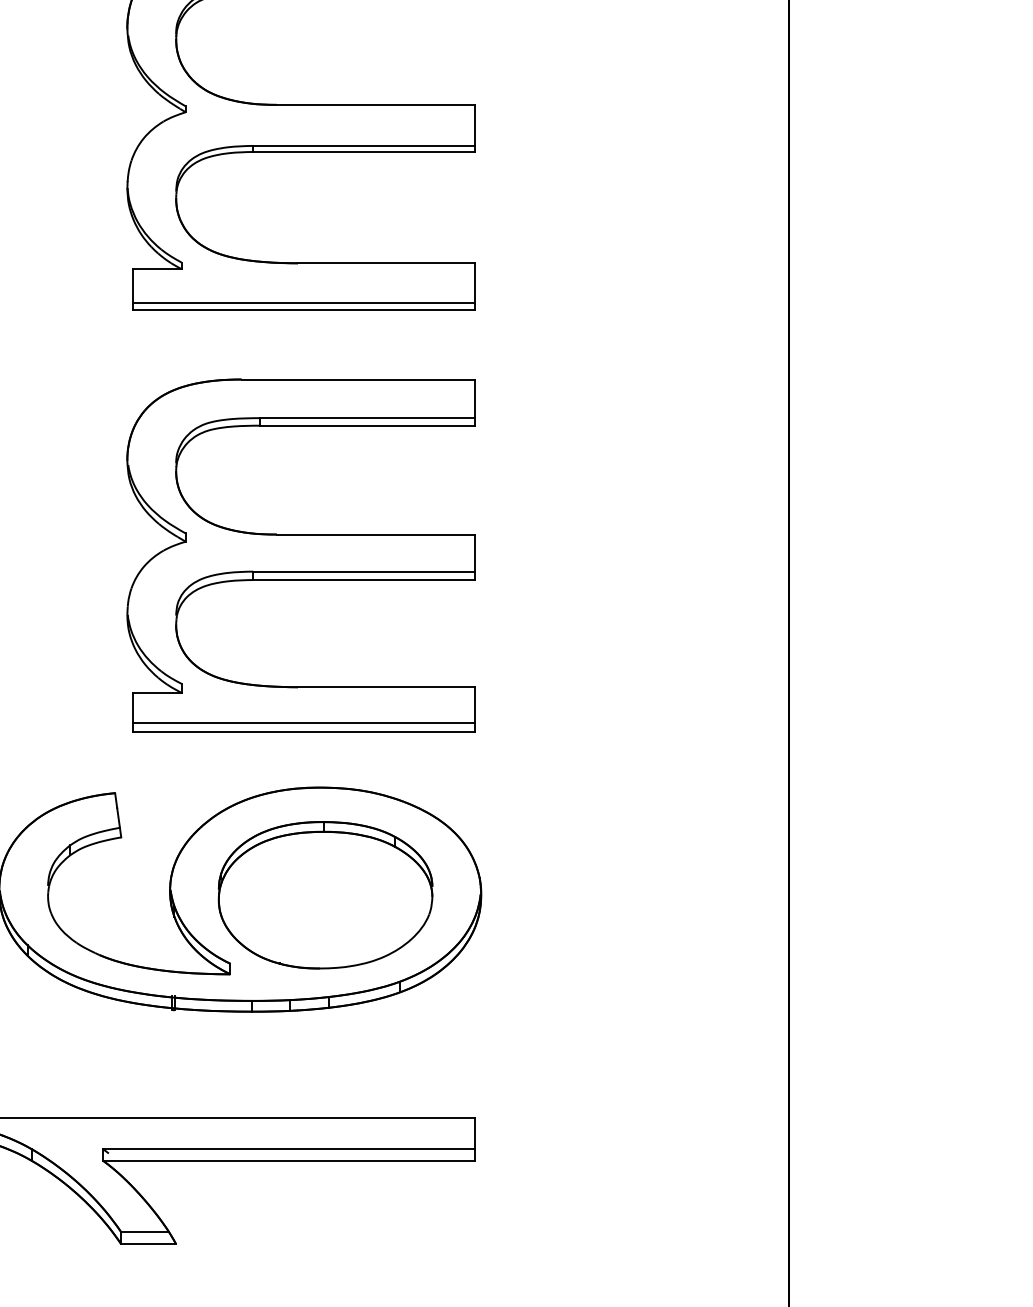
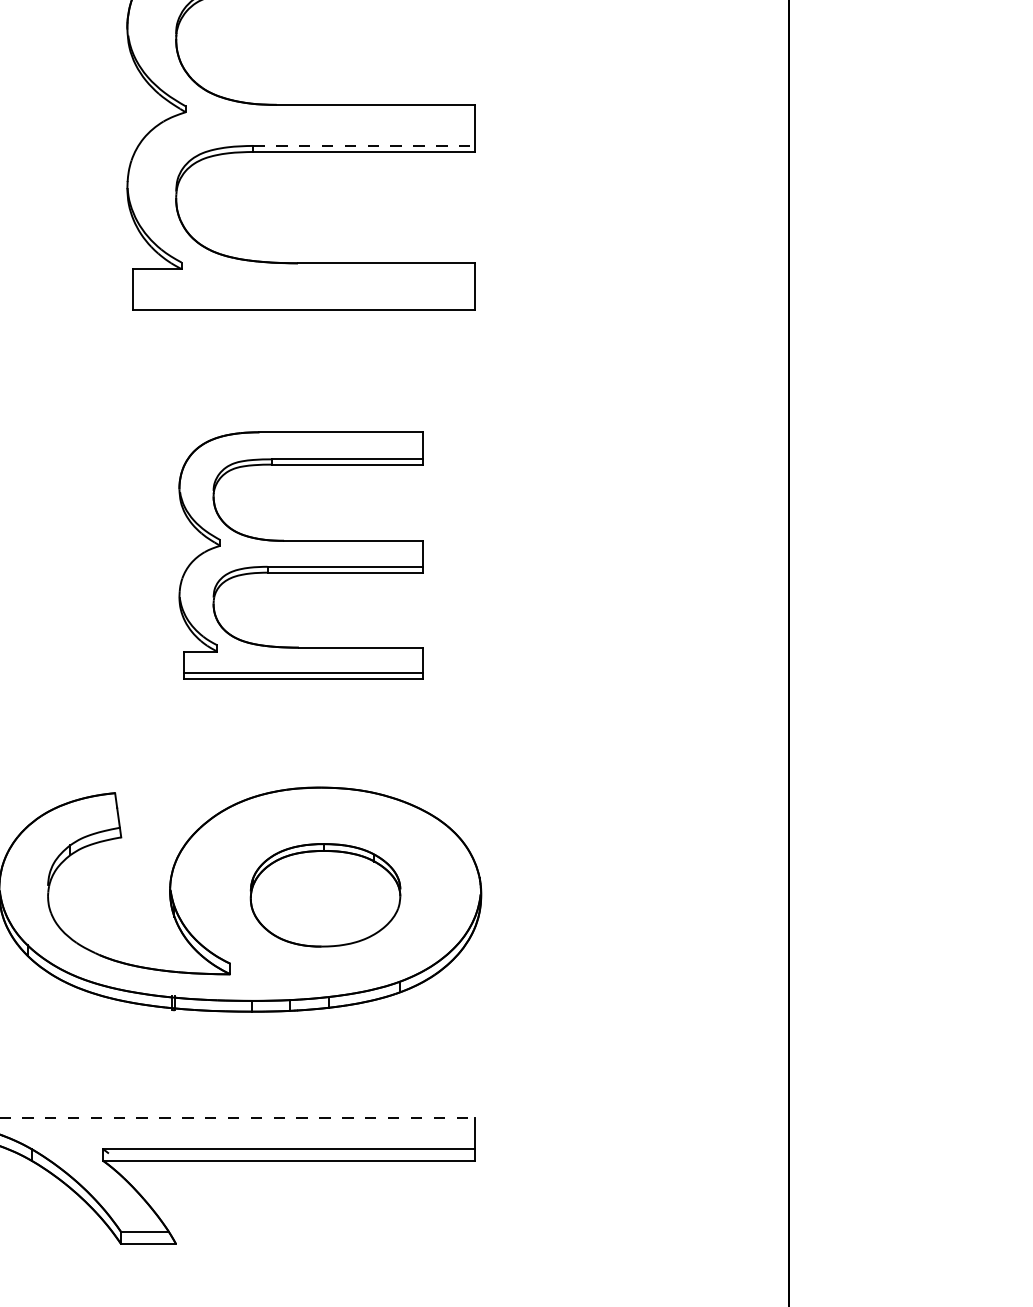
line: solid -> dashed (364, 145)
line: present -> none (304, 302)
part size: 350x355 px -> 246x249 px (300, 555)
part size: 217x149 px -> 153x105 px (325, 895)
line: solid -> dashed (238, 1118)
